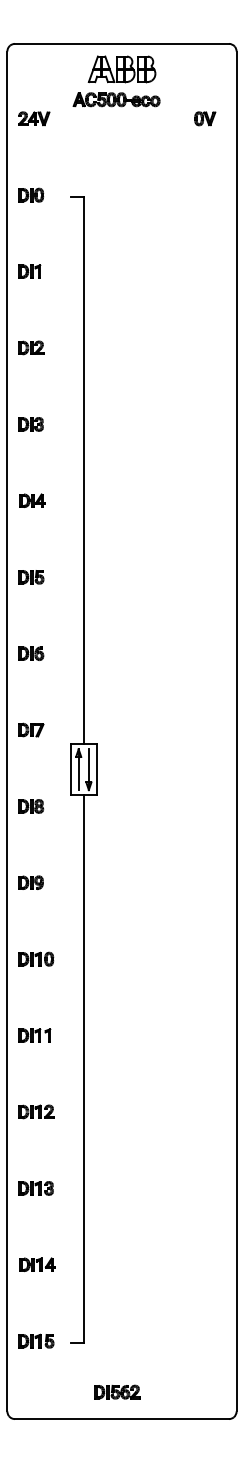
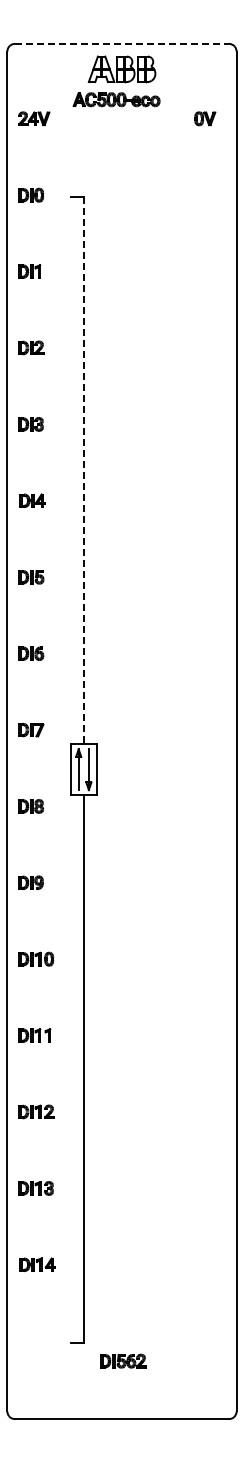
line: solid -> dashed (121, 43)
line: solid -> dashed (83, 470)
part: present -> none (36, 1340)
part position: (117, 1391) -> (123, 1360) (123, 1360)
